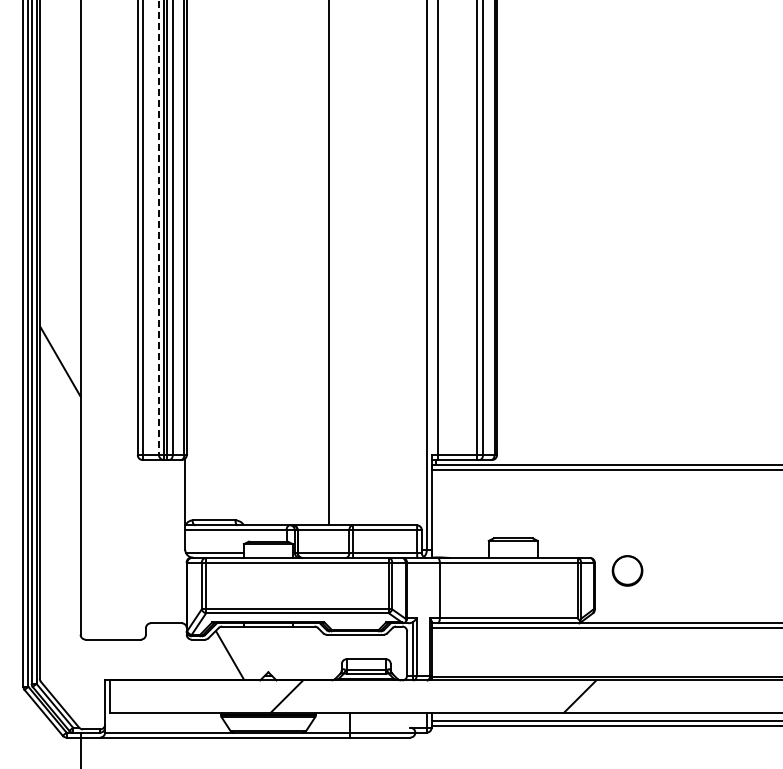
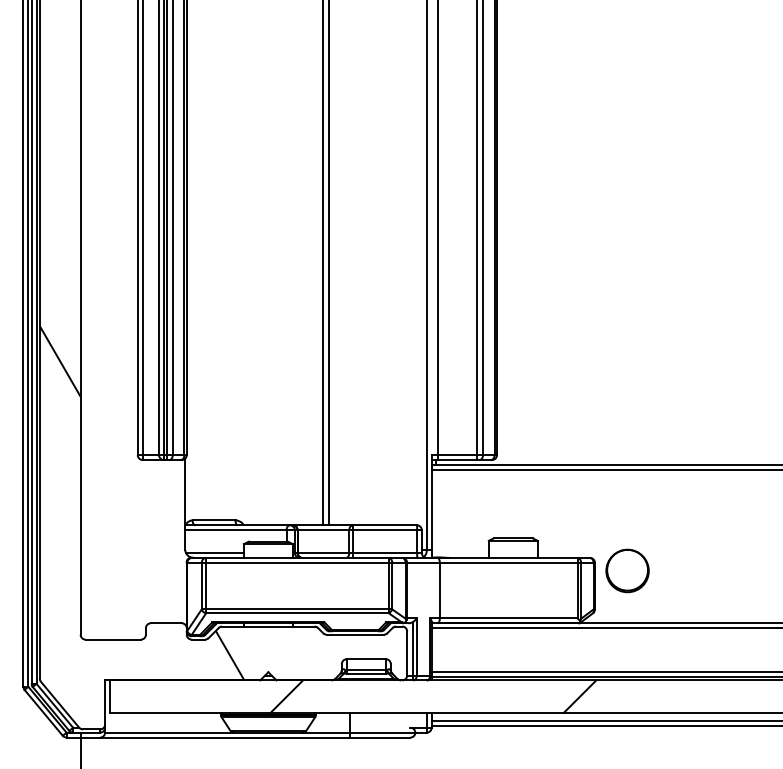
line: dashed -> solid (159, 228)
line: none -> present (322, 263)
part size: 33x32 px -> 45x46 px (627, 570)
line: none -> present (605, 672)
